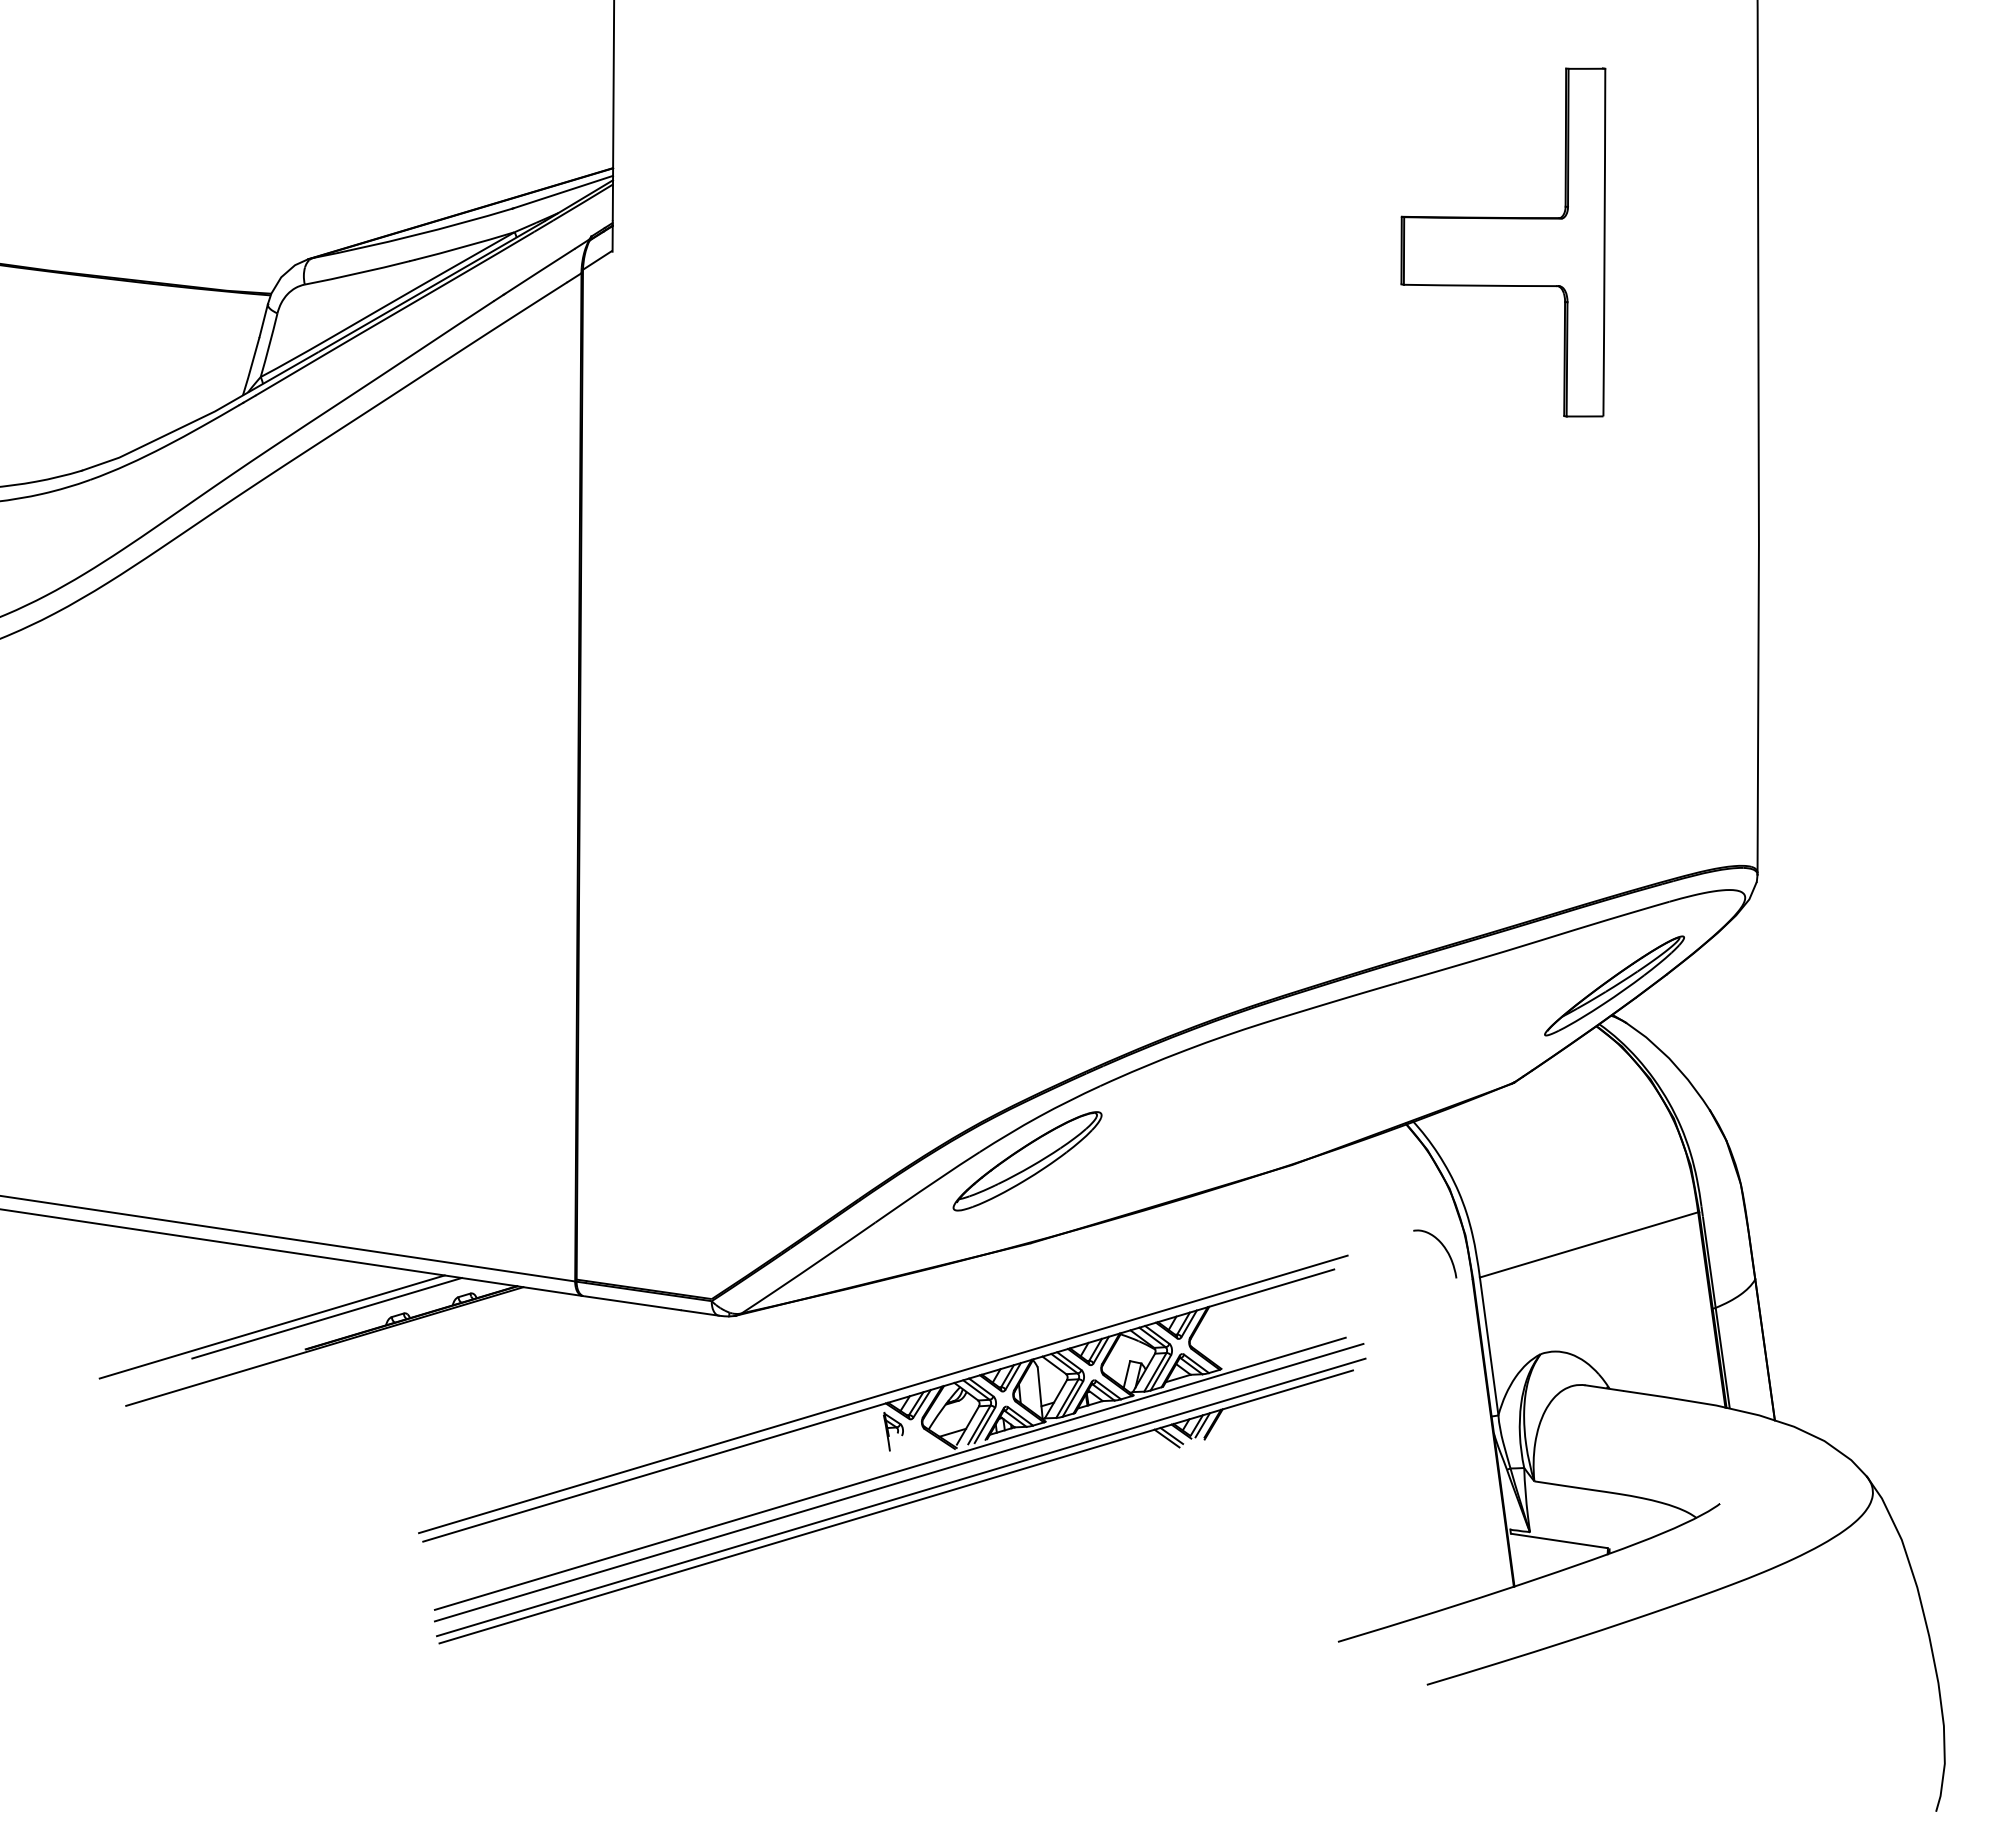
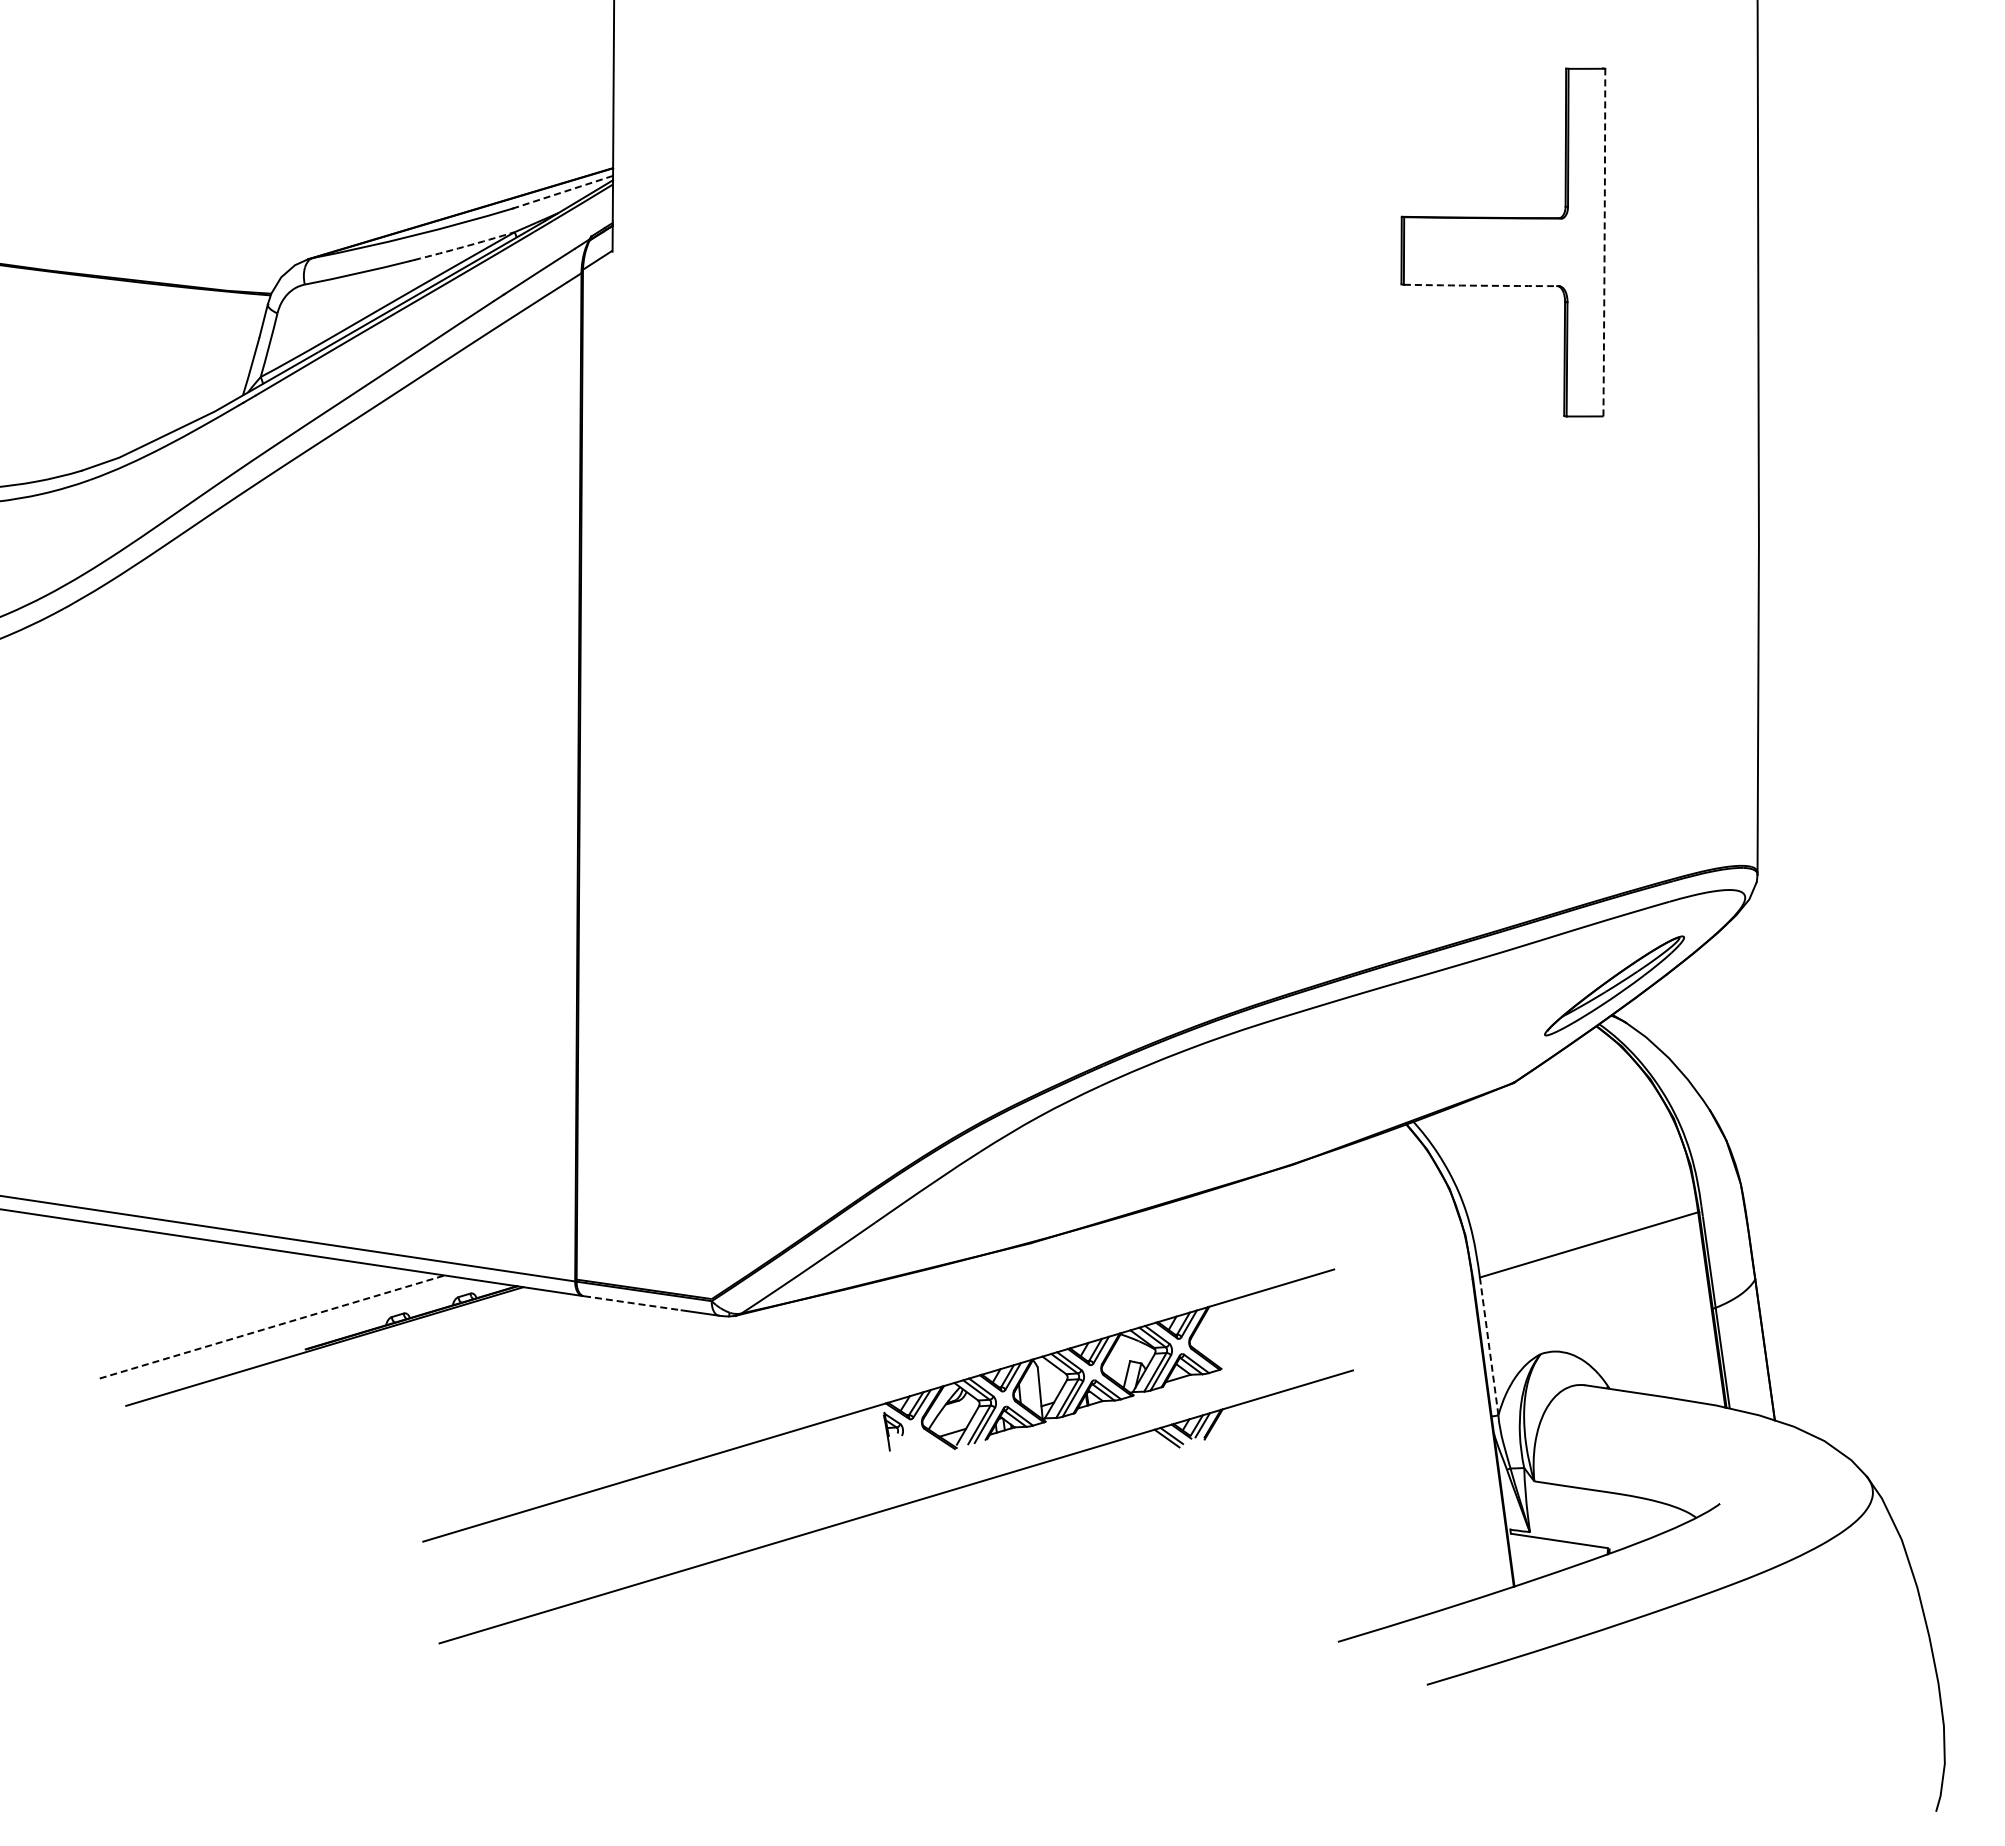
line: solid -> dashed (562, 192)
arc: solid -> dashed (1604, 242)
arc: solid -> dashed (464, 246)
arc: solid -> dashed (1480, 285)
part: present -> none (1027, 1161)
curve: present -> none (1444, 1249)
line: solid -> dashed (632, 1303)
line: present -> none (326, 1318)
line: solid -> dashed (272, 1326)
line: solid -> dashed (1489, 1346)
line: present -> none (883, 1394)
line: present -> none (889, 1473)
line: present -> none (898, 1482)
line: present -> none (900, 1497)
